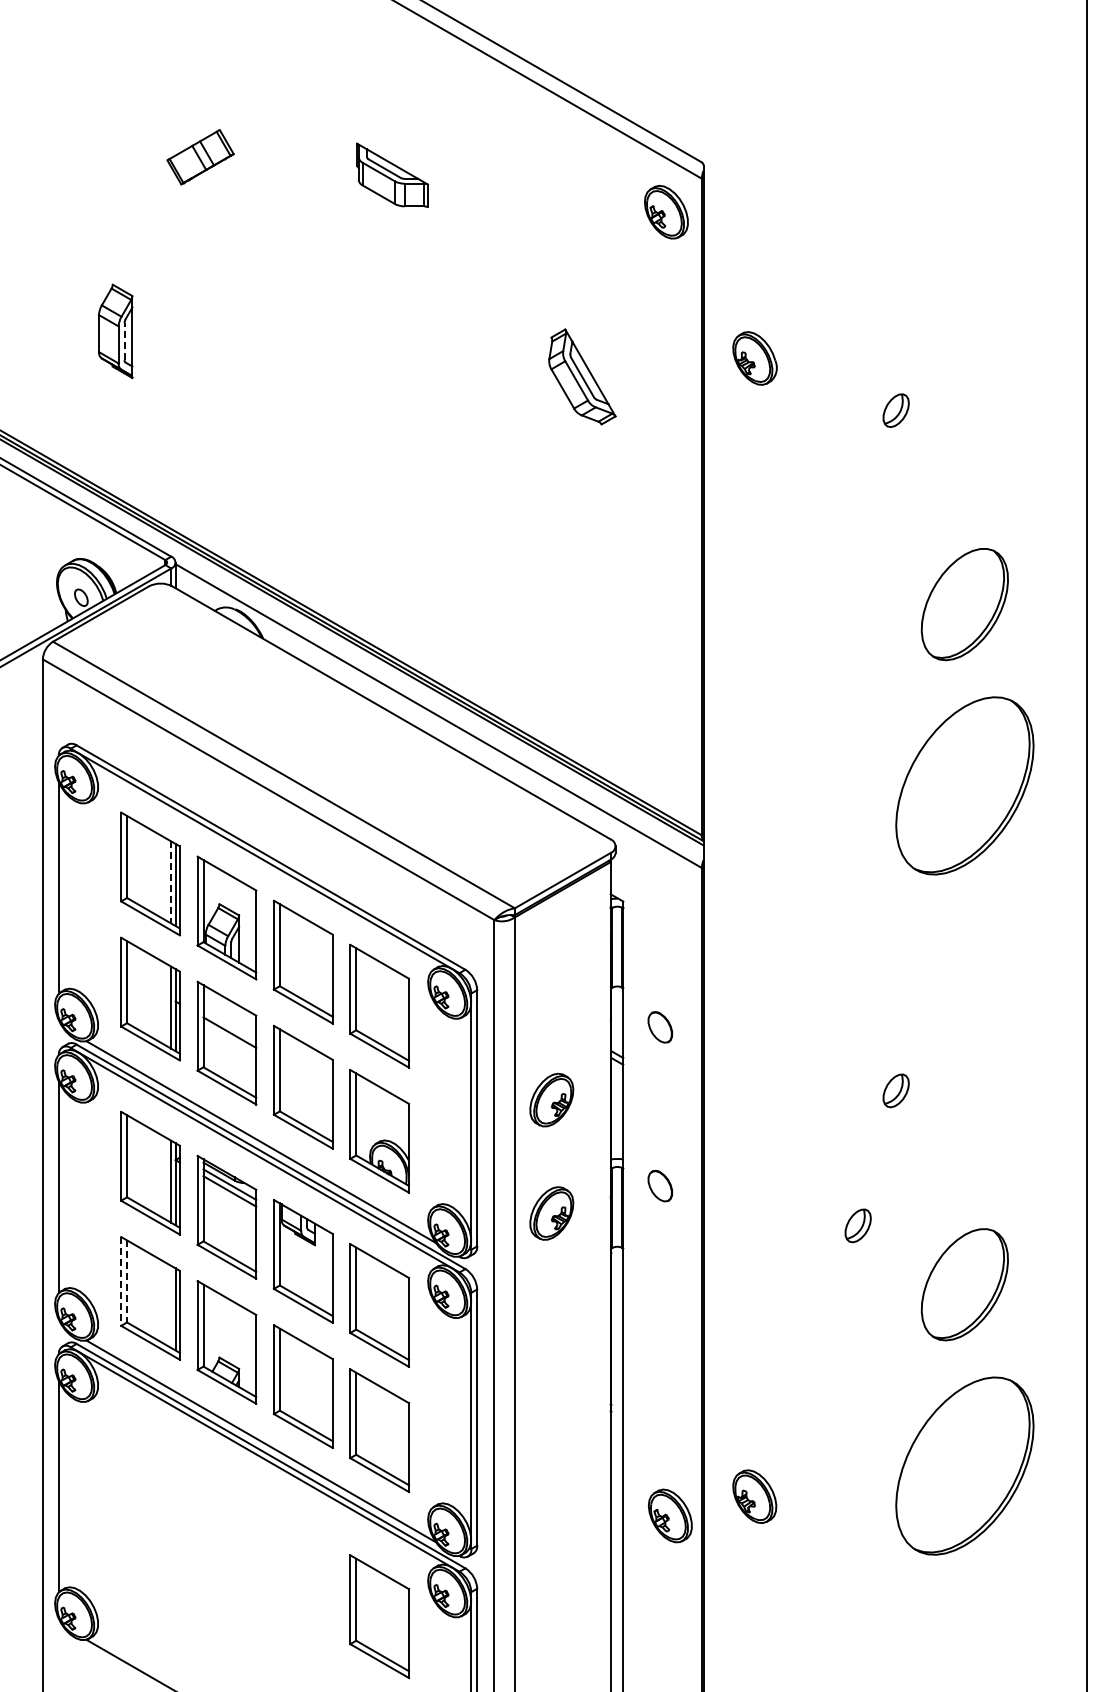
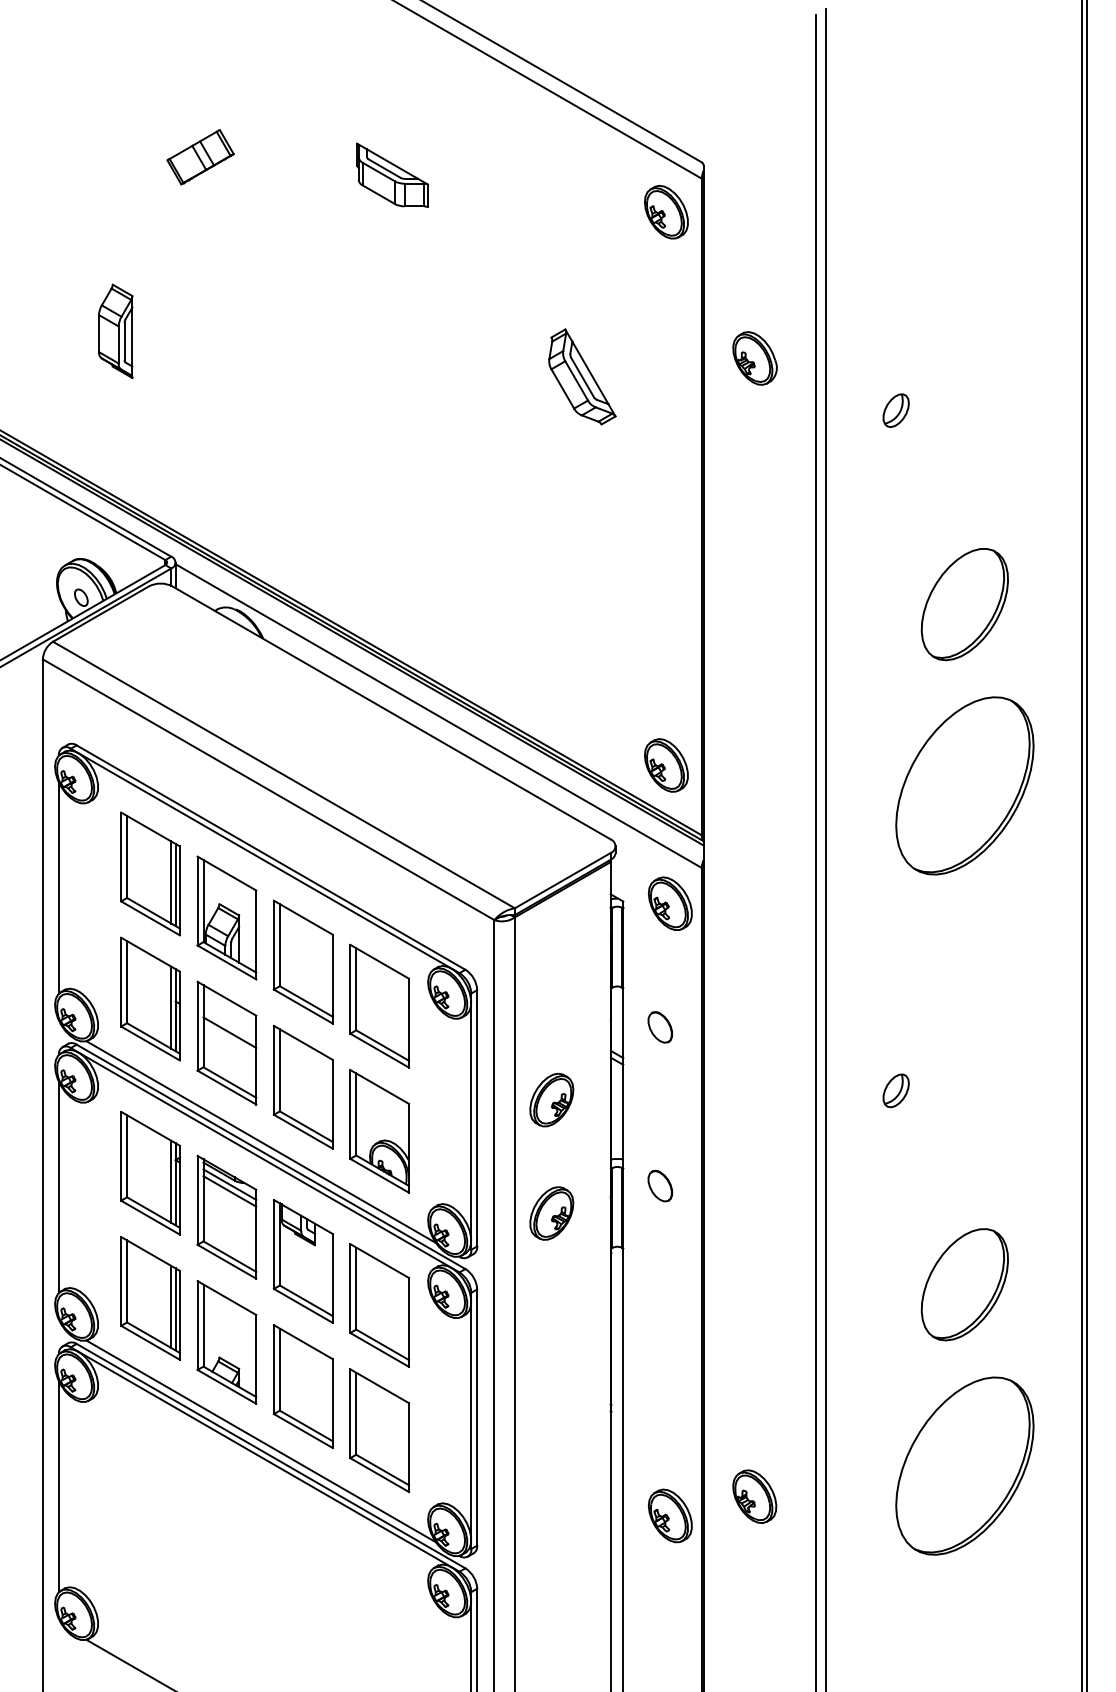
line: dashed -> solid (124, 341)
part: none -> present (666, 765)
line: none -> present (1082, 845)
line: none -> present (825, 848)
line: none -> present (815, 851)
line: dashed -> solid (171, 882)
part: none -> present (669, 903)
part: present -> none (857, 1225)
line: dashed -> solid (121, 1281)
line: dashed -> solid (127, 1281)
line: none -> present (171, 1306)
part: present -> none (379, 1616)
